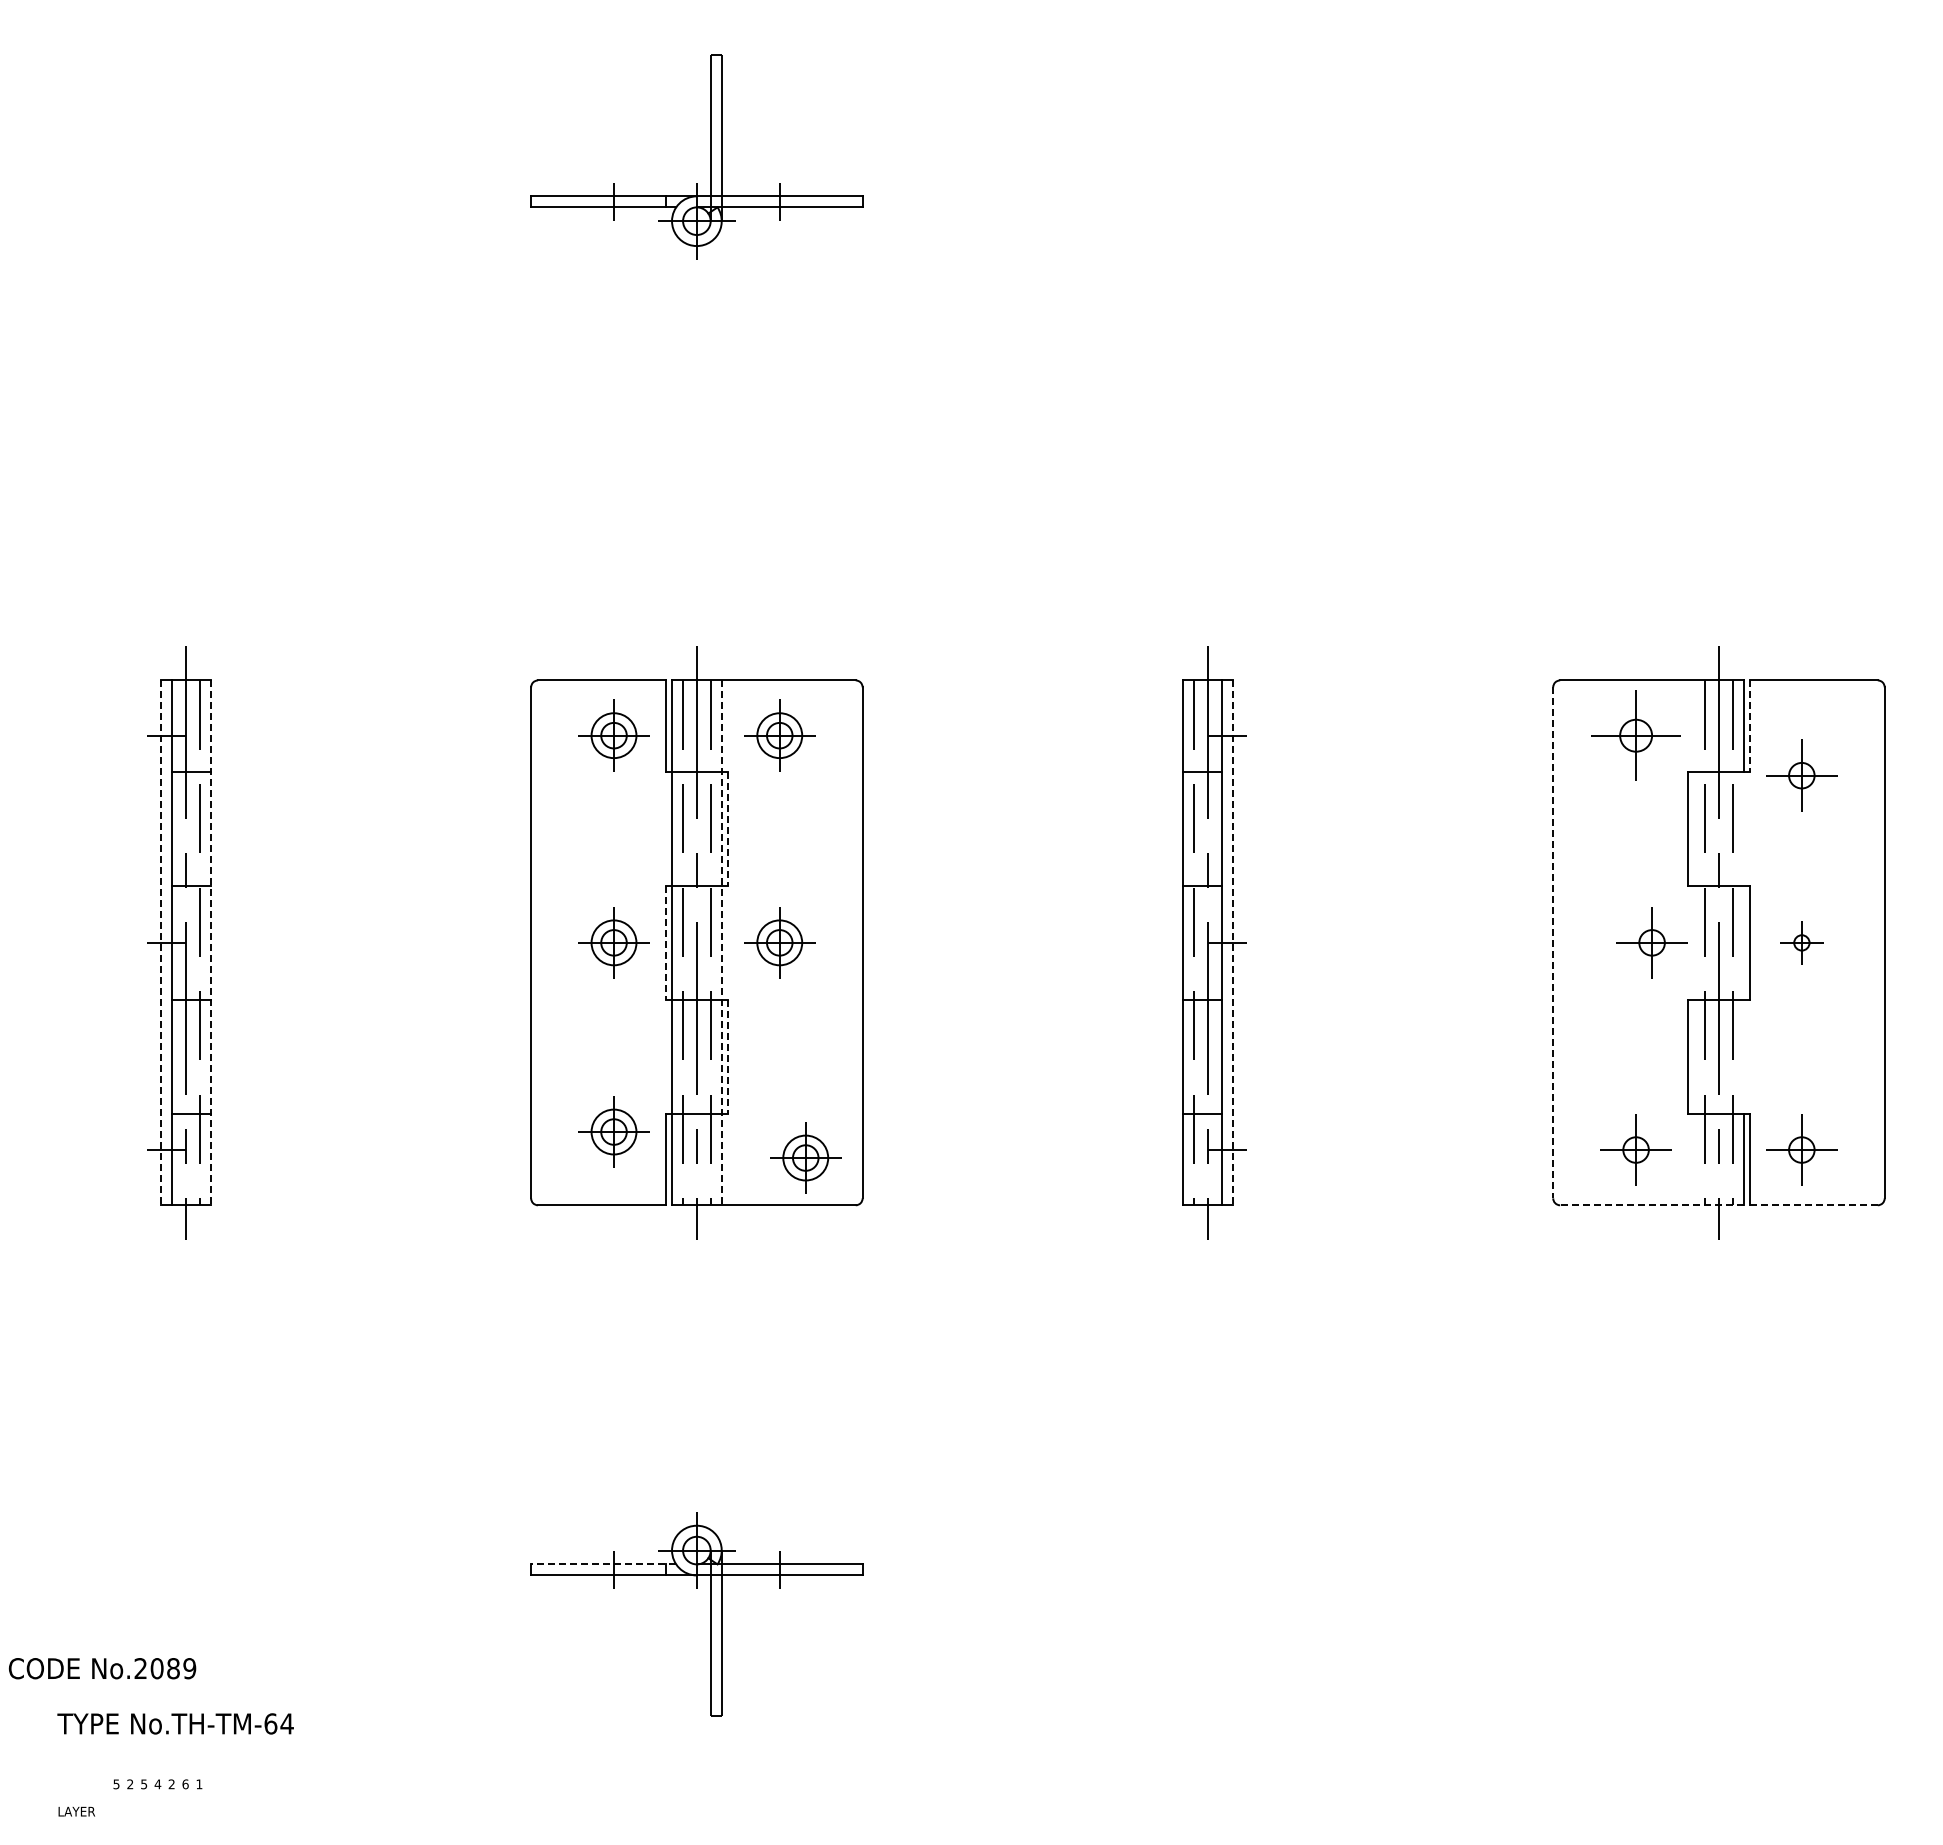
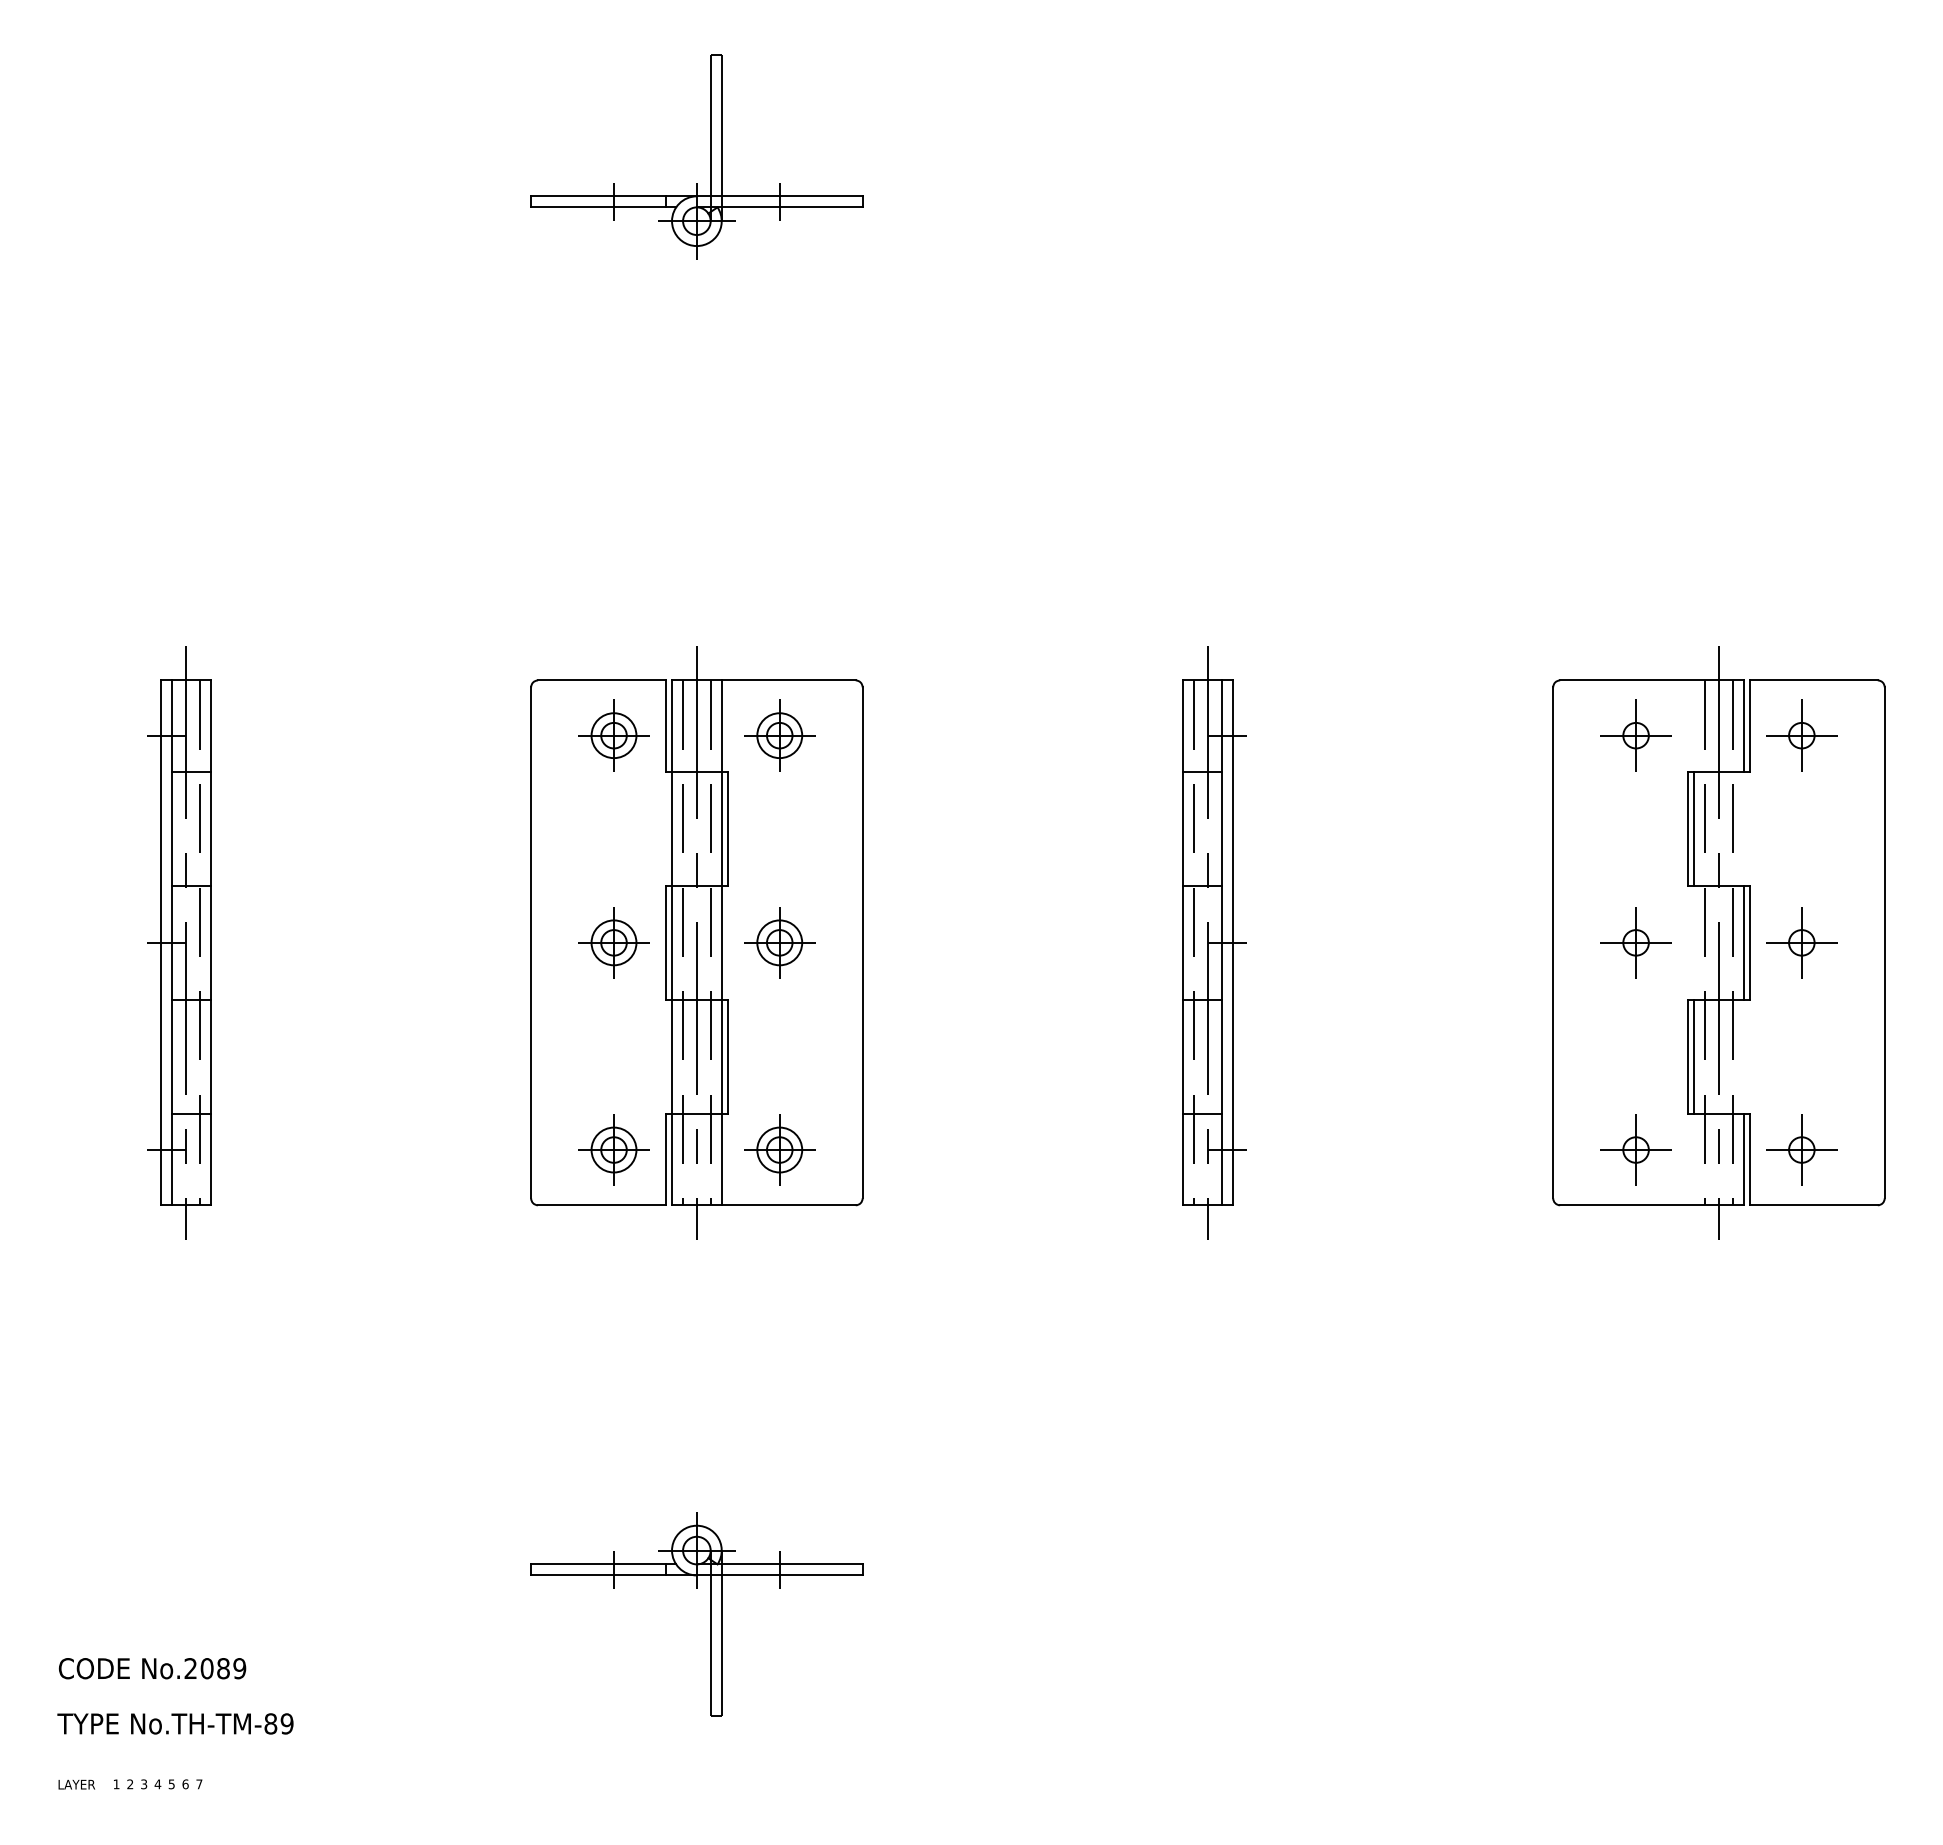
line: dashed -> solid (1750, 726)
part size: 90x91 px -> 72x73 px (1635, 735)
part position: (1801, 775) -> (1801, 735) (1801, 735)
line: dashed -> solid (727, 828)
line: none -> present (1694, 828)
line: dashed -> solid (665, 942)
line: dashed -> solid (1553, 942)
part position: (1651, 942) -> (1635, 942) (1635, 942)
line: none -> present (1743, 942)
part size: 44x44 px -> 72x72 px (1801, 942)
line: dashed -> solid (160, 943)
line: dashed -> solid (210, 943)
line: dashed -> solid (721, 943)
line: dashed -> solid (1232, 943)
line: dashed -> solid (727, 1056)
line: none -> present (1694, 1056)
part position: (613, 1131) -> (613, 1149) (613, 1149)
part position: (805, 1157) -> (779, 1149) (779, 1149)
line: dashed -> solid (1651, 1205)
line: dashed -> solid (1813, 1205)
line: dashed -> solid (603, 1564)
text position: (102, 1668) -> (152, 1668) (152, 1668)
text: No.TH-TM-64 -> No.TH-TM-89 (278, 1723)
text: 5 -> 3 (144, 1783)
text: 5 -> 1 (116, 1784)
text: 2 -> 5 (171, 1784)
text: 1 -> 7 (199, 1784)
text position: (76, 1811) -> (76, 1784) (76, 1784)
